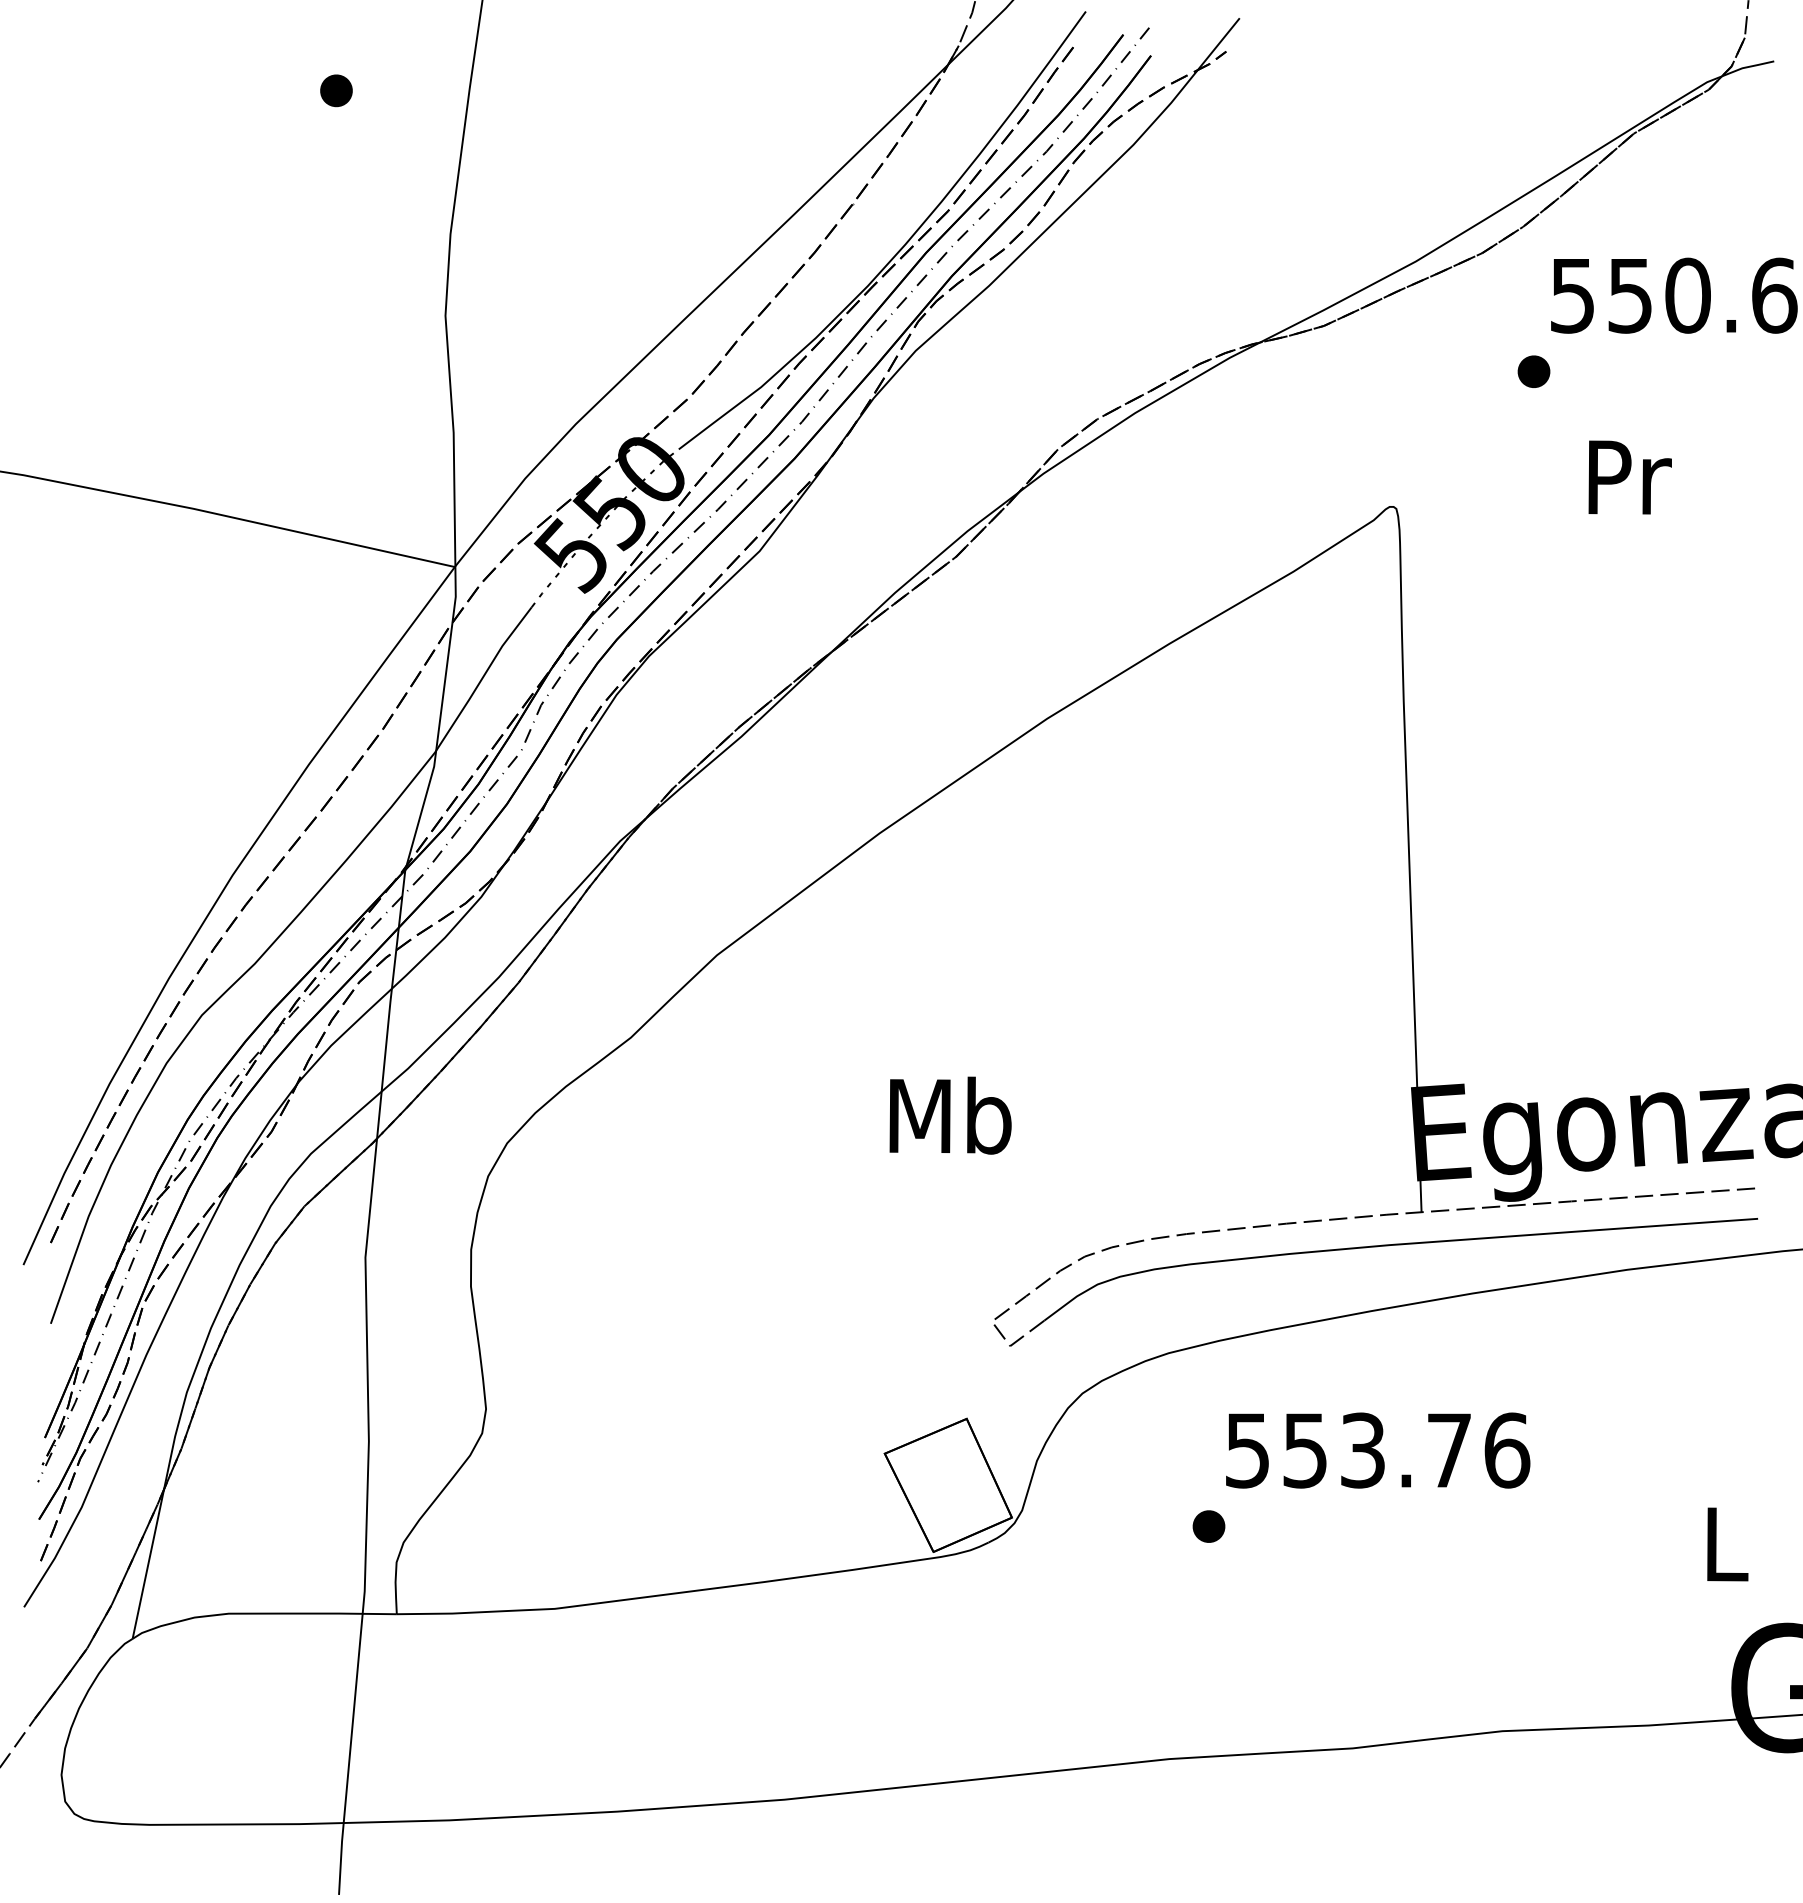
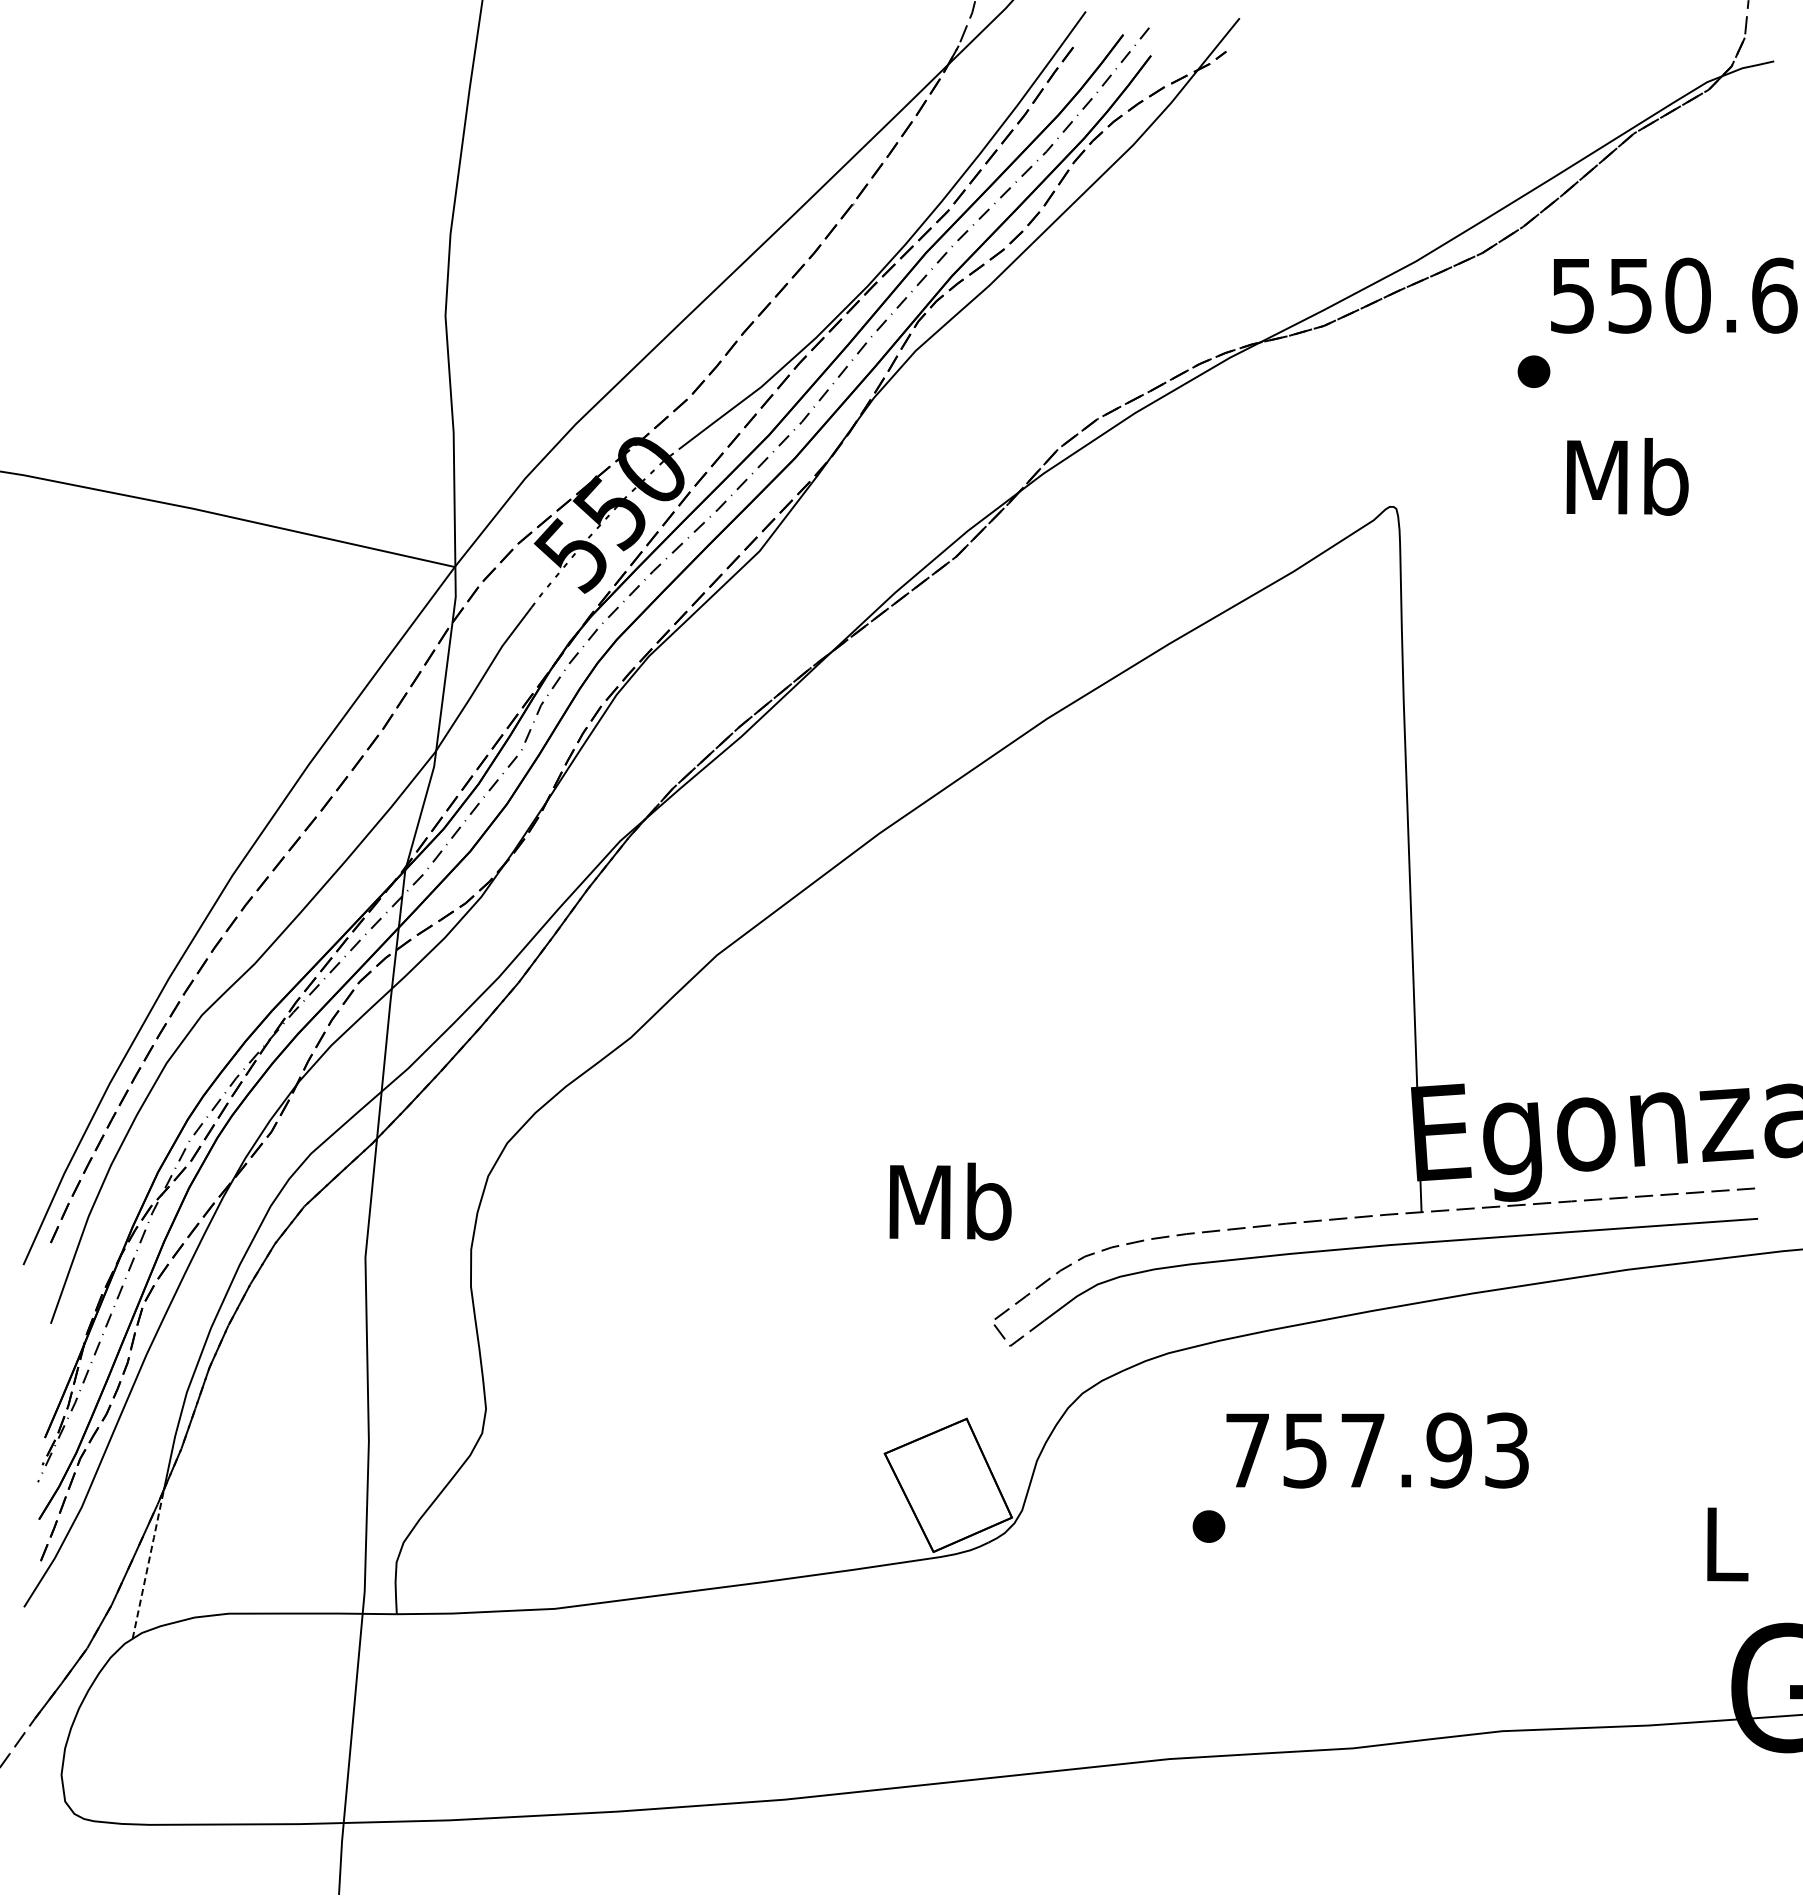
part: present -> none (336, 90)
text: Pr -> Mb (1627, 476)
text position: (950, 1115) -> (950, 1201) (950, 1201)
text: 553.76 -> 757.93 (1378, 1450)
line: solid -> dashed (148, 1562)
